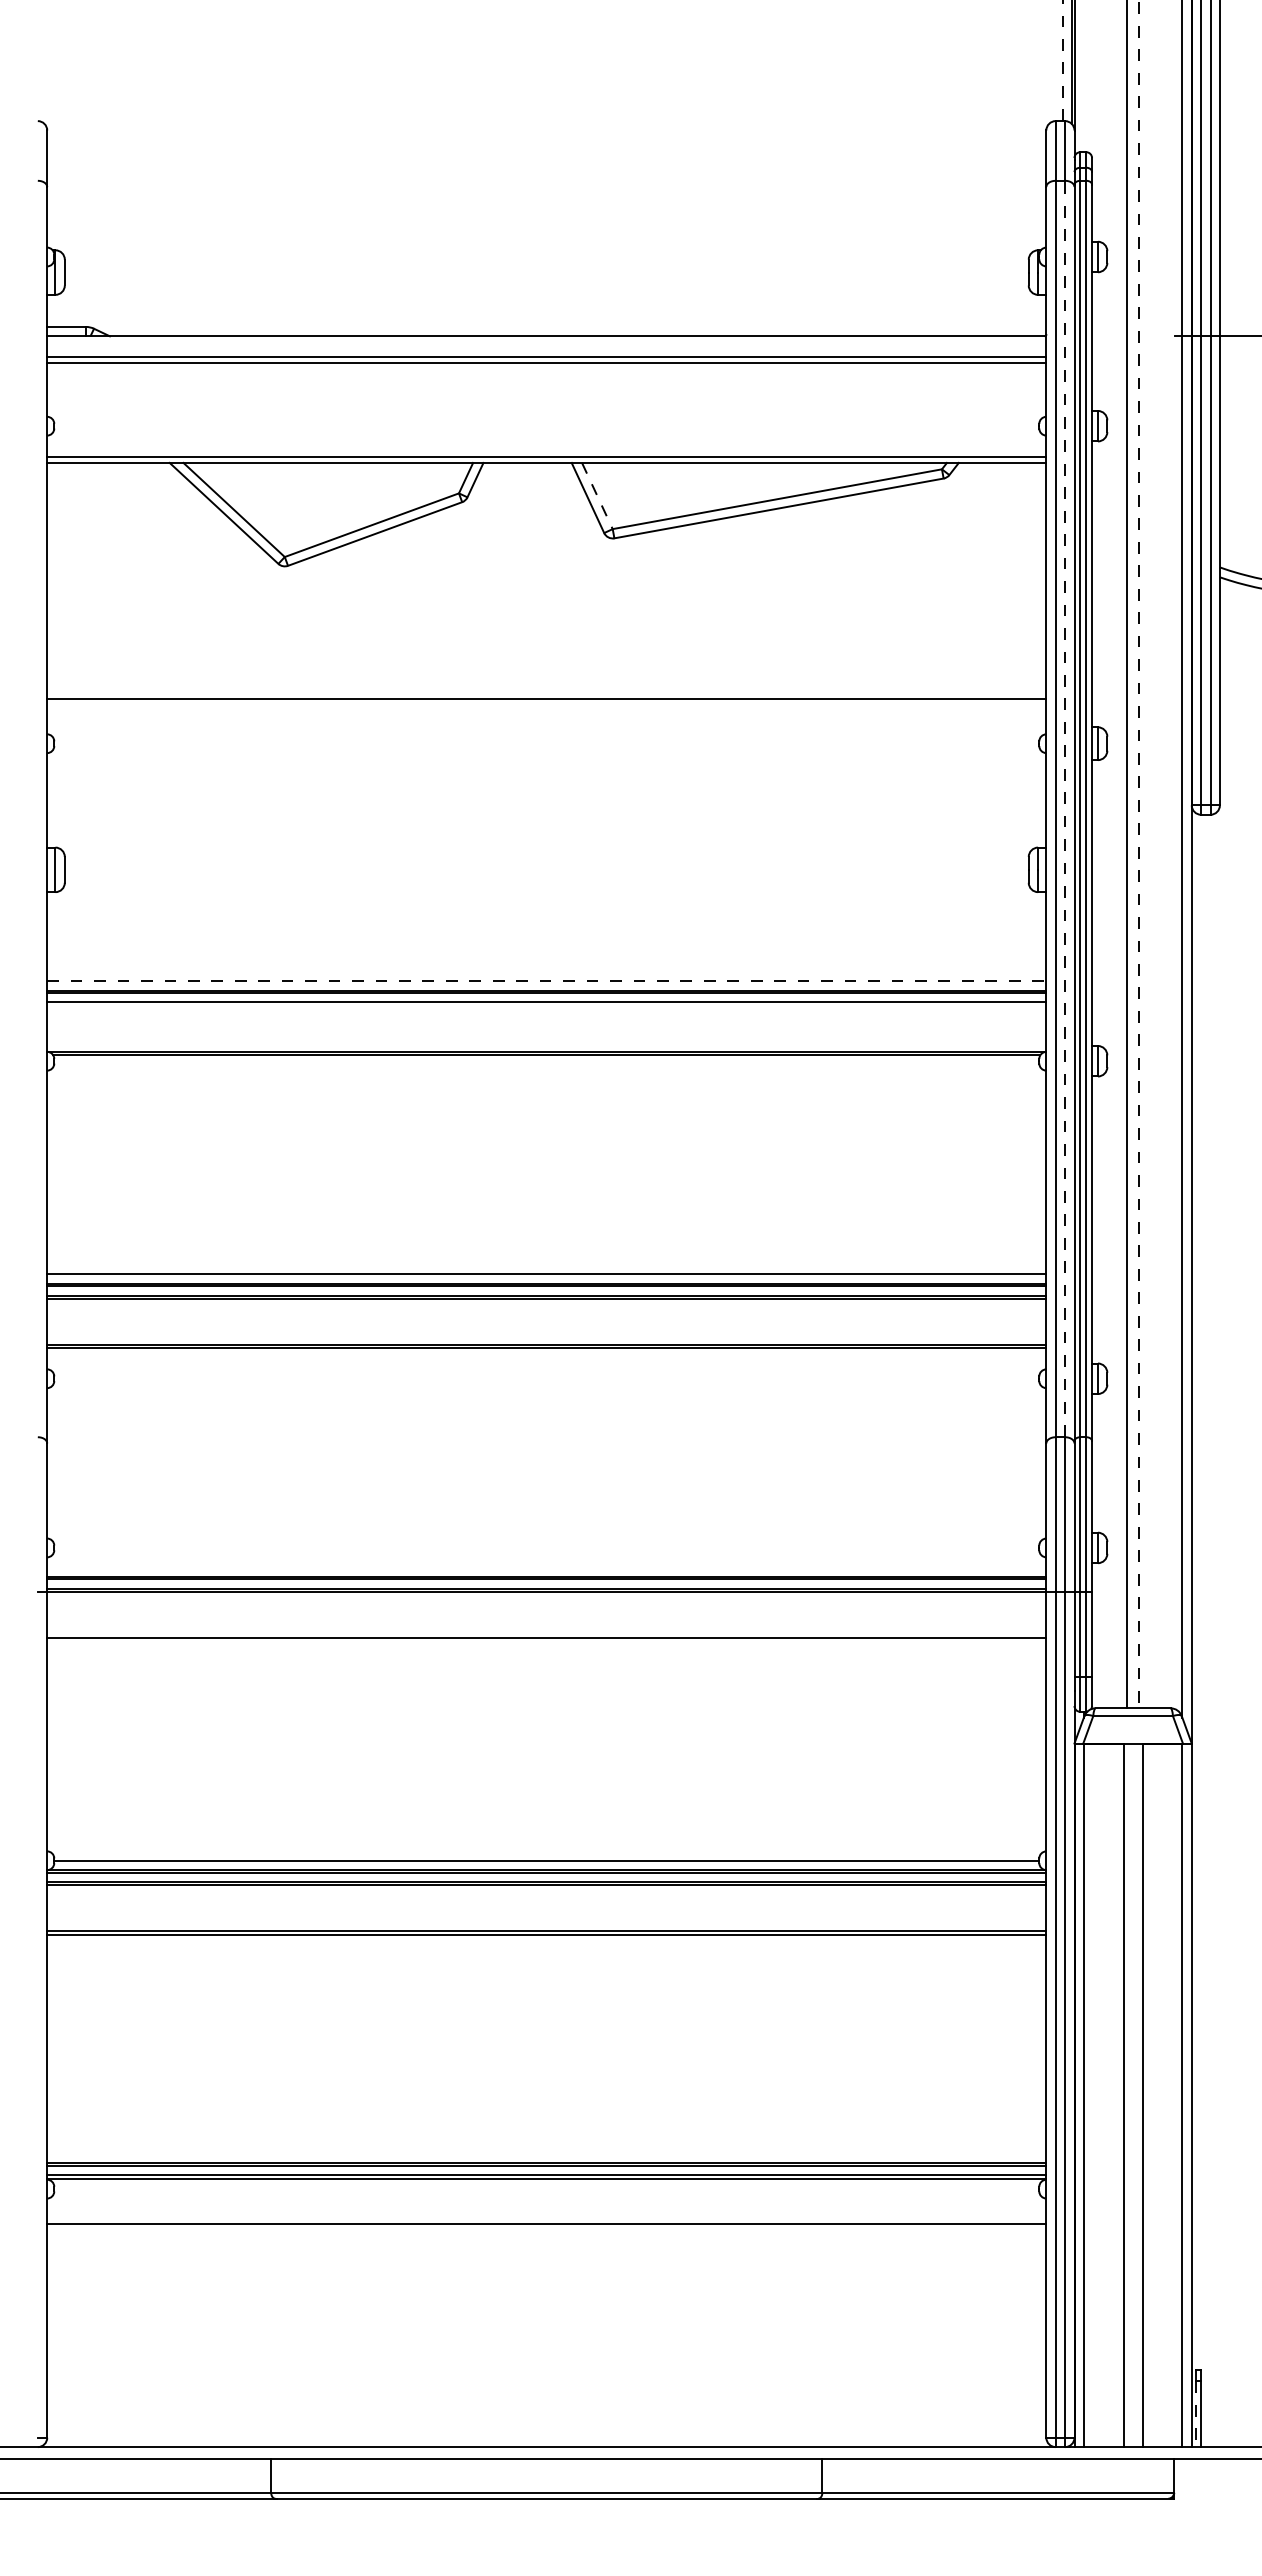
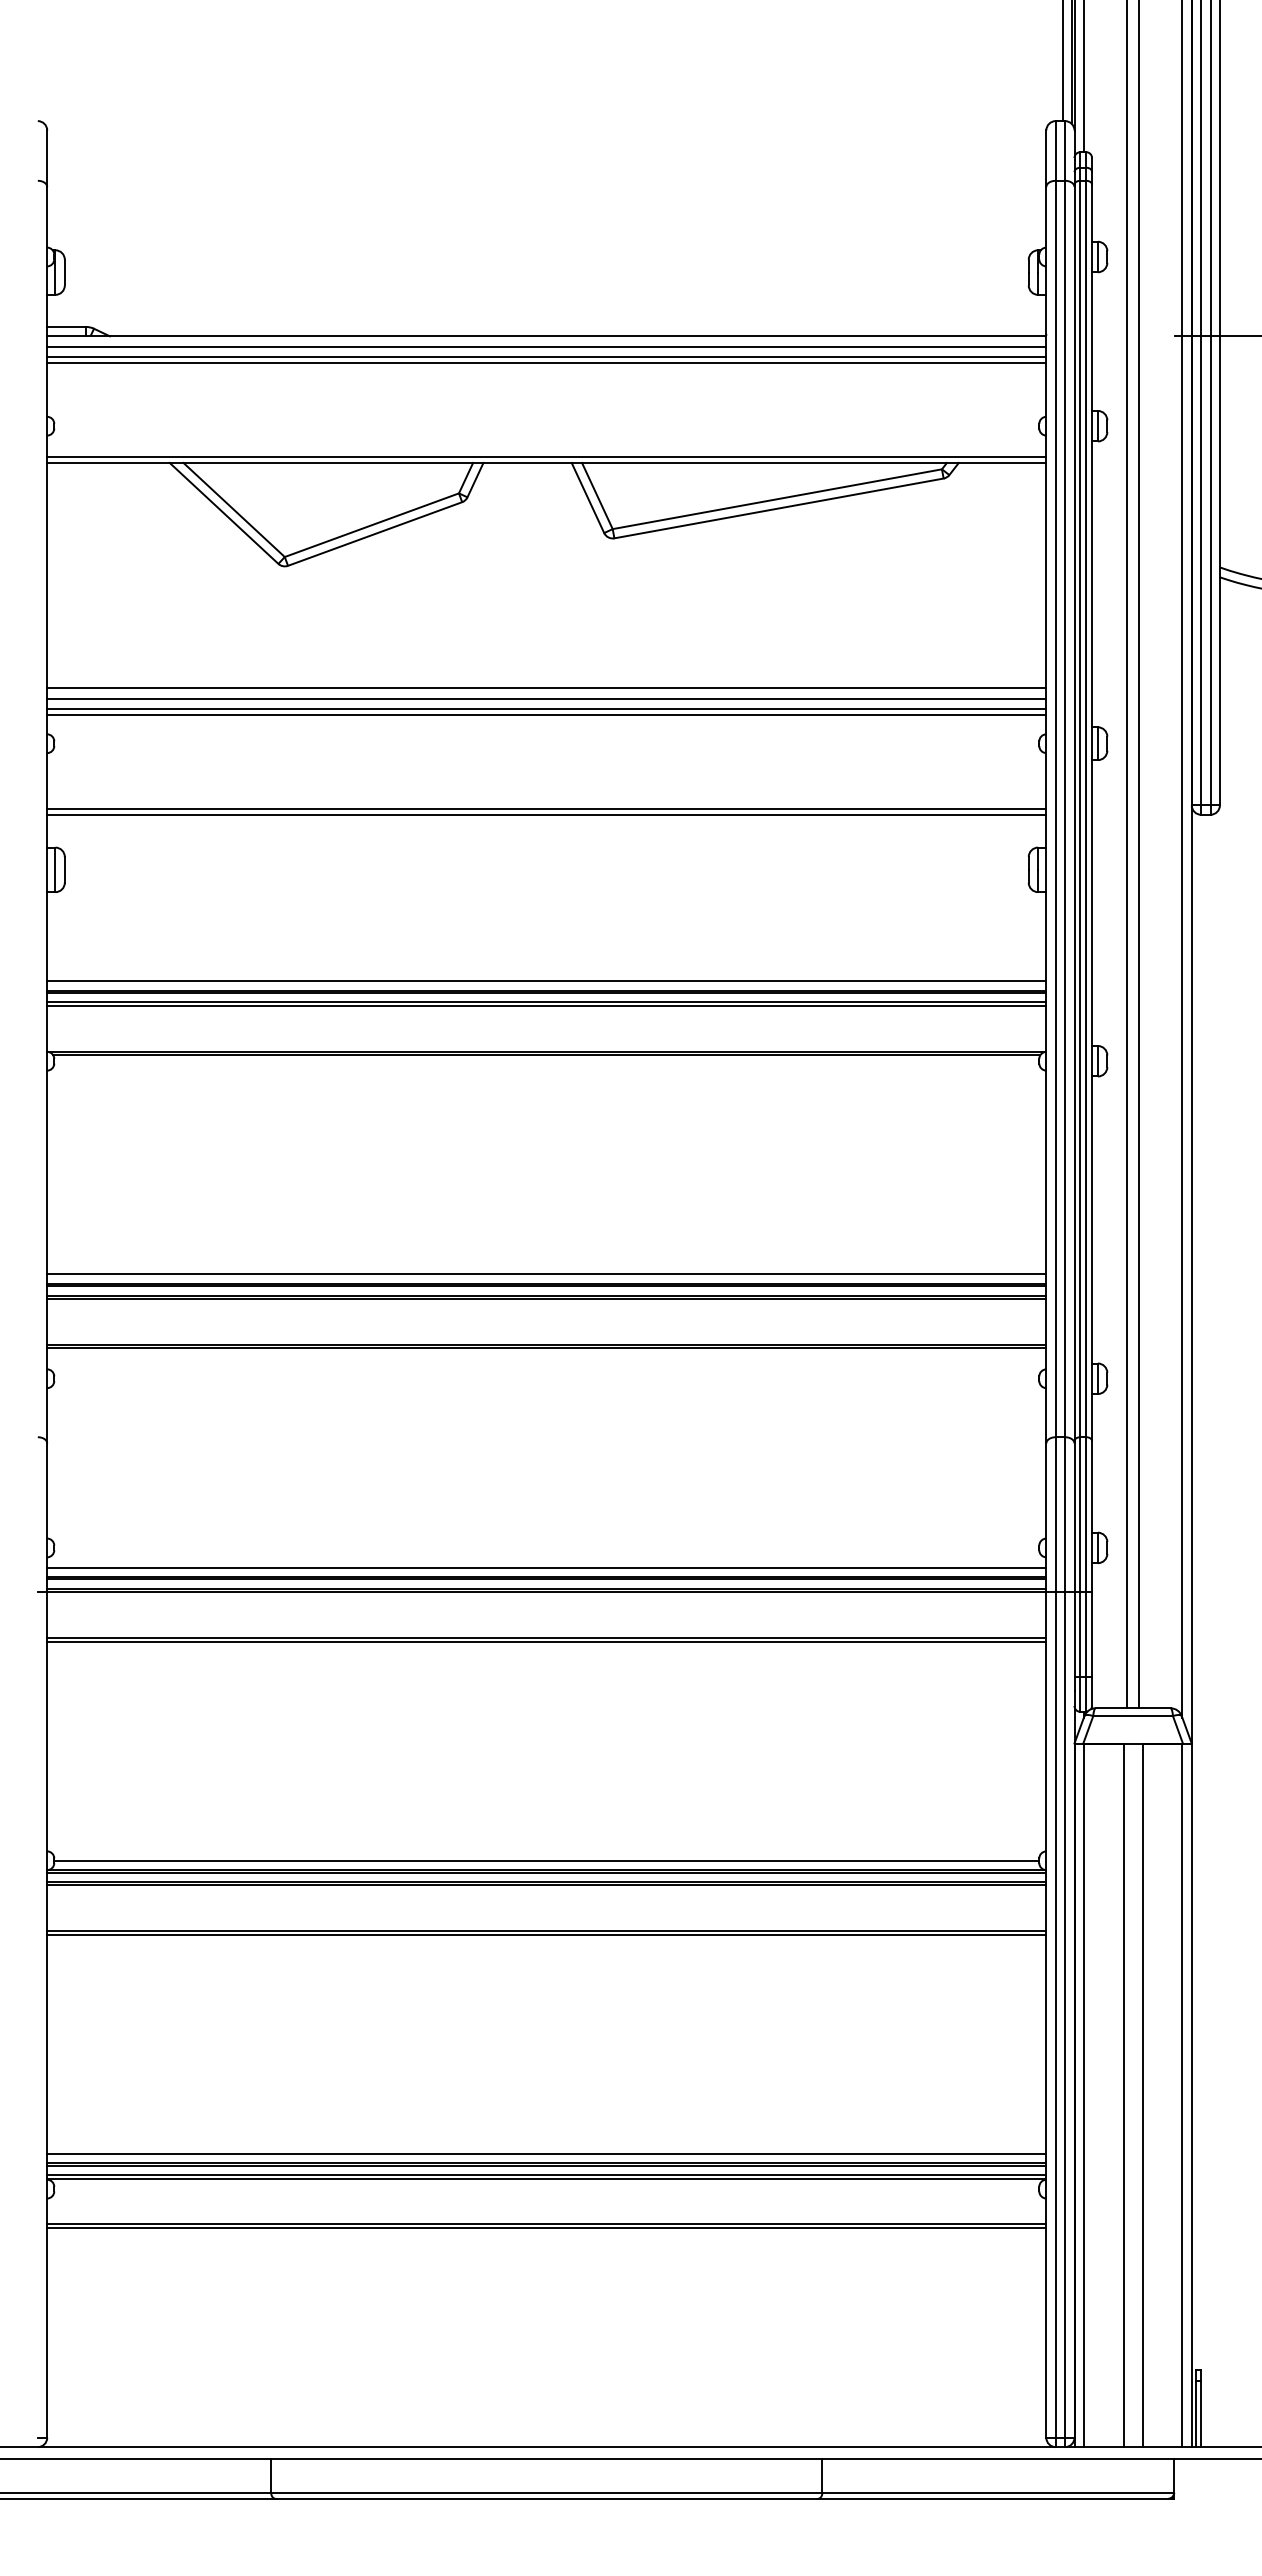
line: dashed -> solid (1062, 60)
line: none -> present (1083, 77)
line: none -> present (546, 346)
line: dashed -> solid (597, 496)
line: none -> present (546, 688)
line: none -> present (546, 709)
line: none -> present (546, 715)
line: none -> present (546, 808)
line: dashed -> solid (1065, 808)
line: none -> present (546, 814)
line: dashed -> solid (1138, 854)
line: dashed -> solid (546, 981)
line: none -> present (546, 1005)
line: none -> present (546, 1567)
line: none -> present (546, 1641)
line: none -> present (546, 2153)
line: none -> present (546, 2227)
line: dashed -> solid (1196, 2414)
